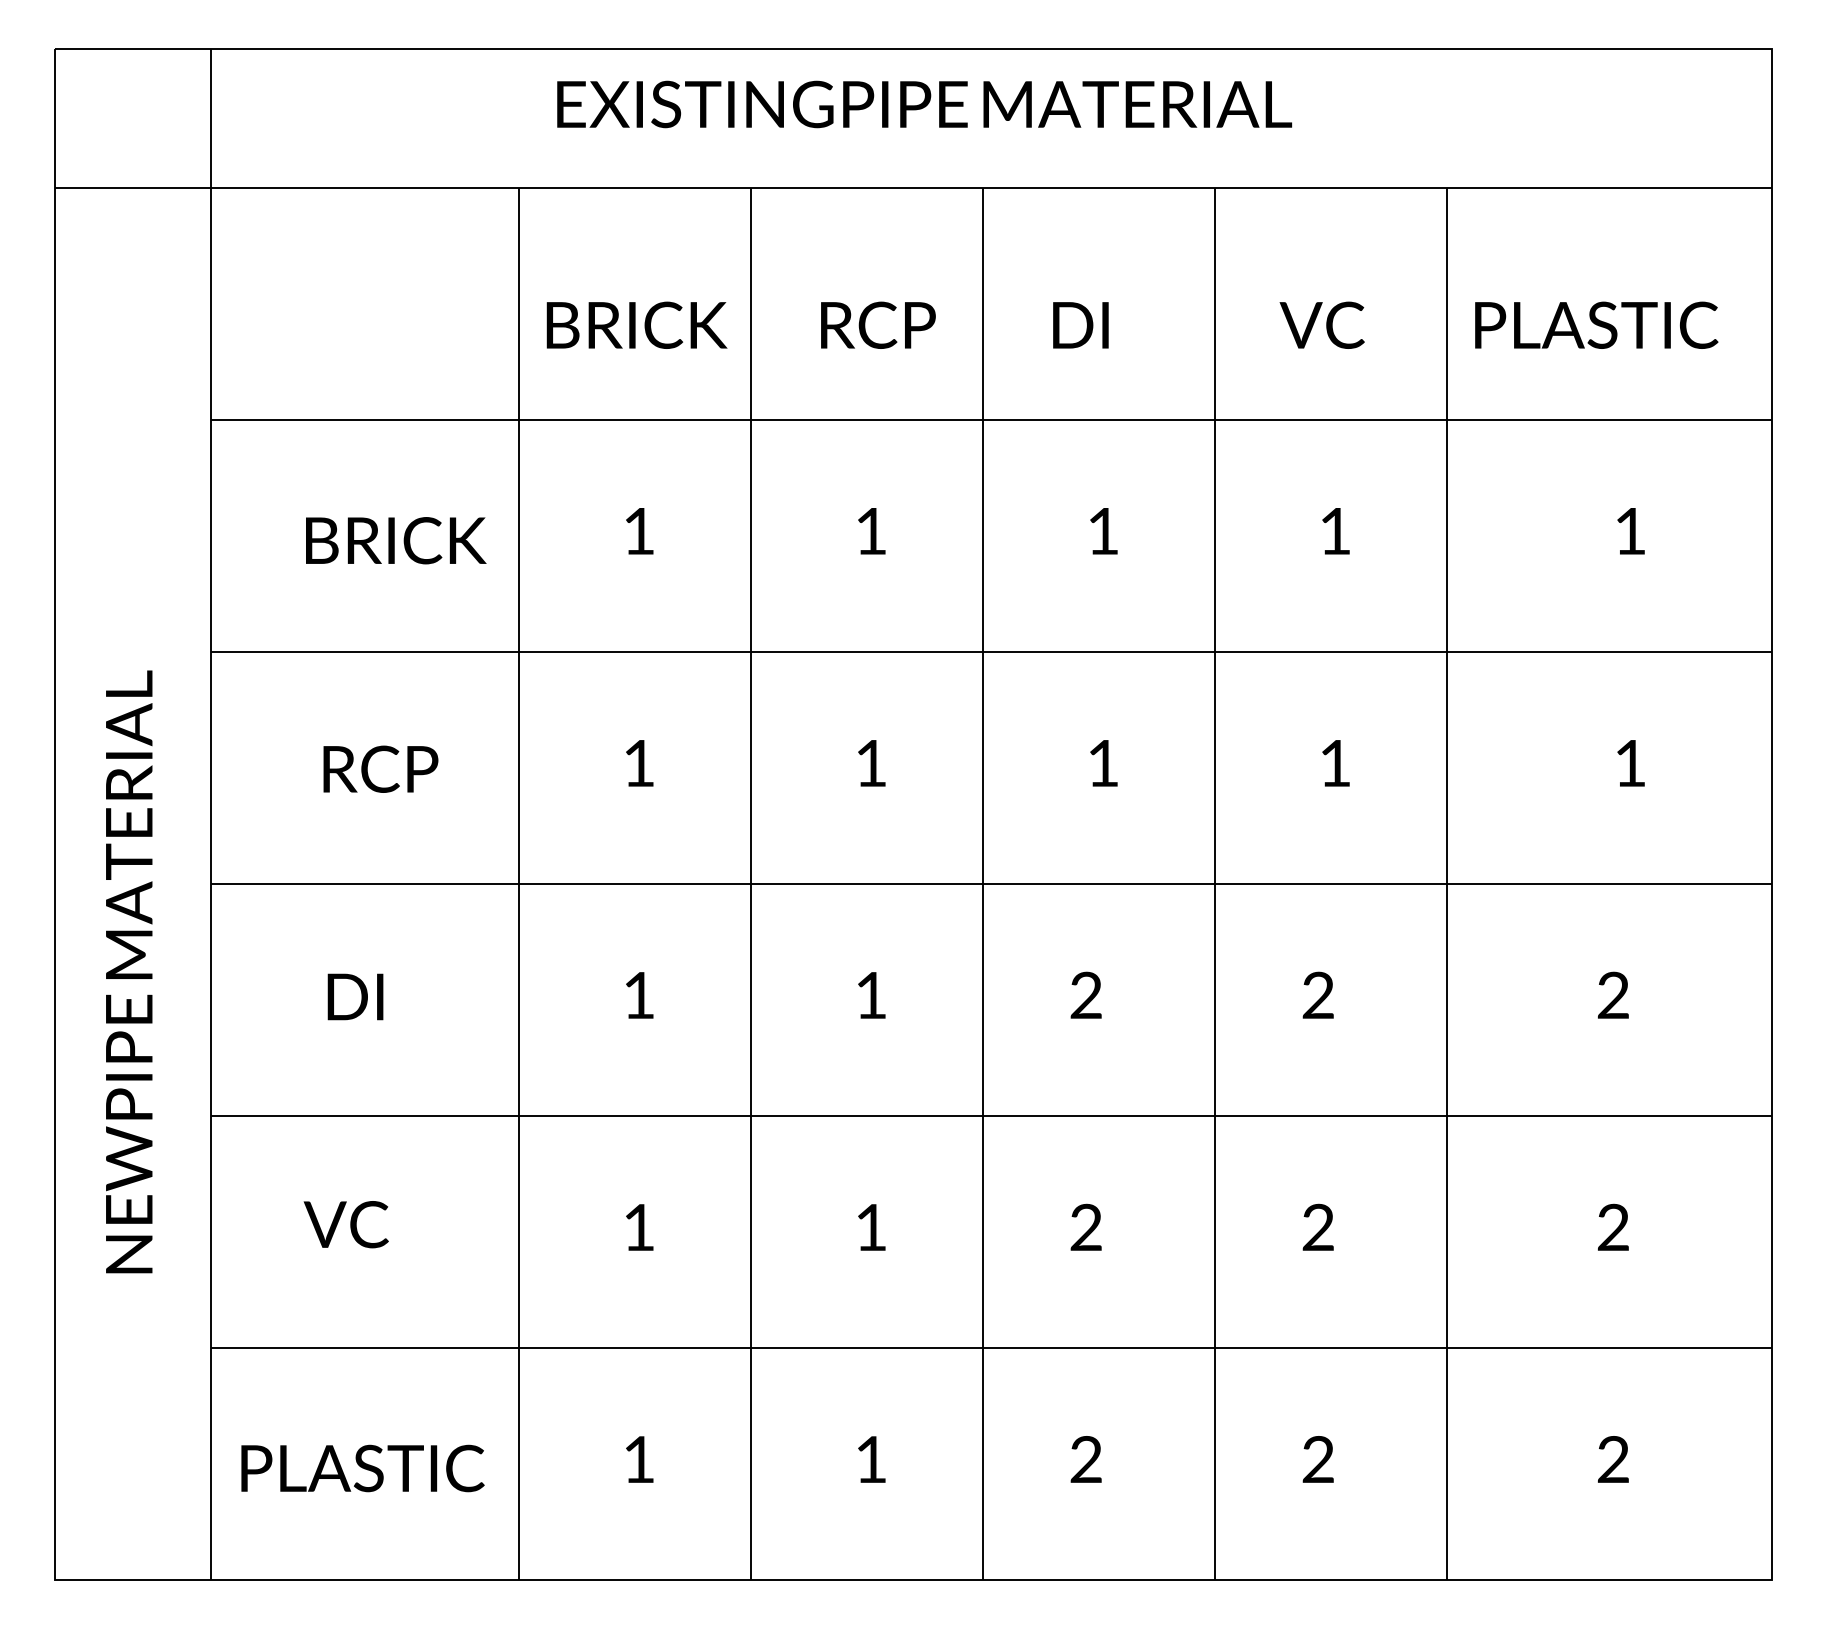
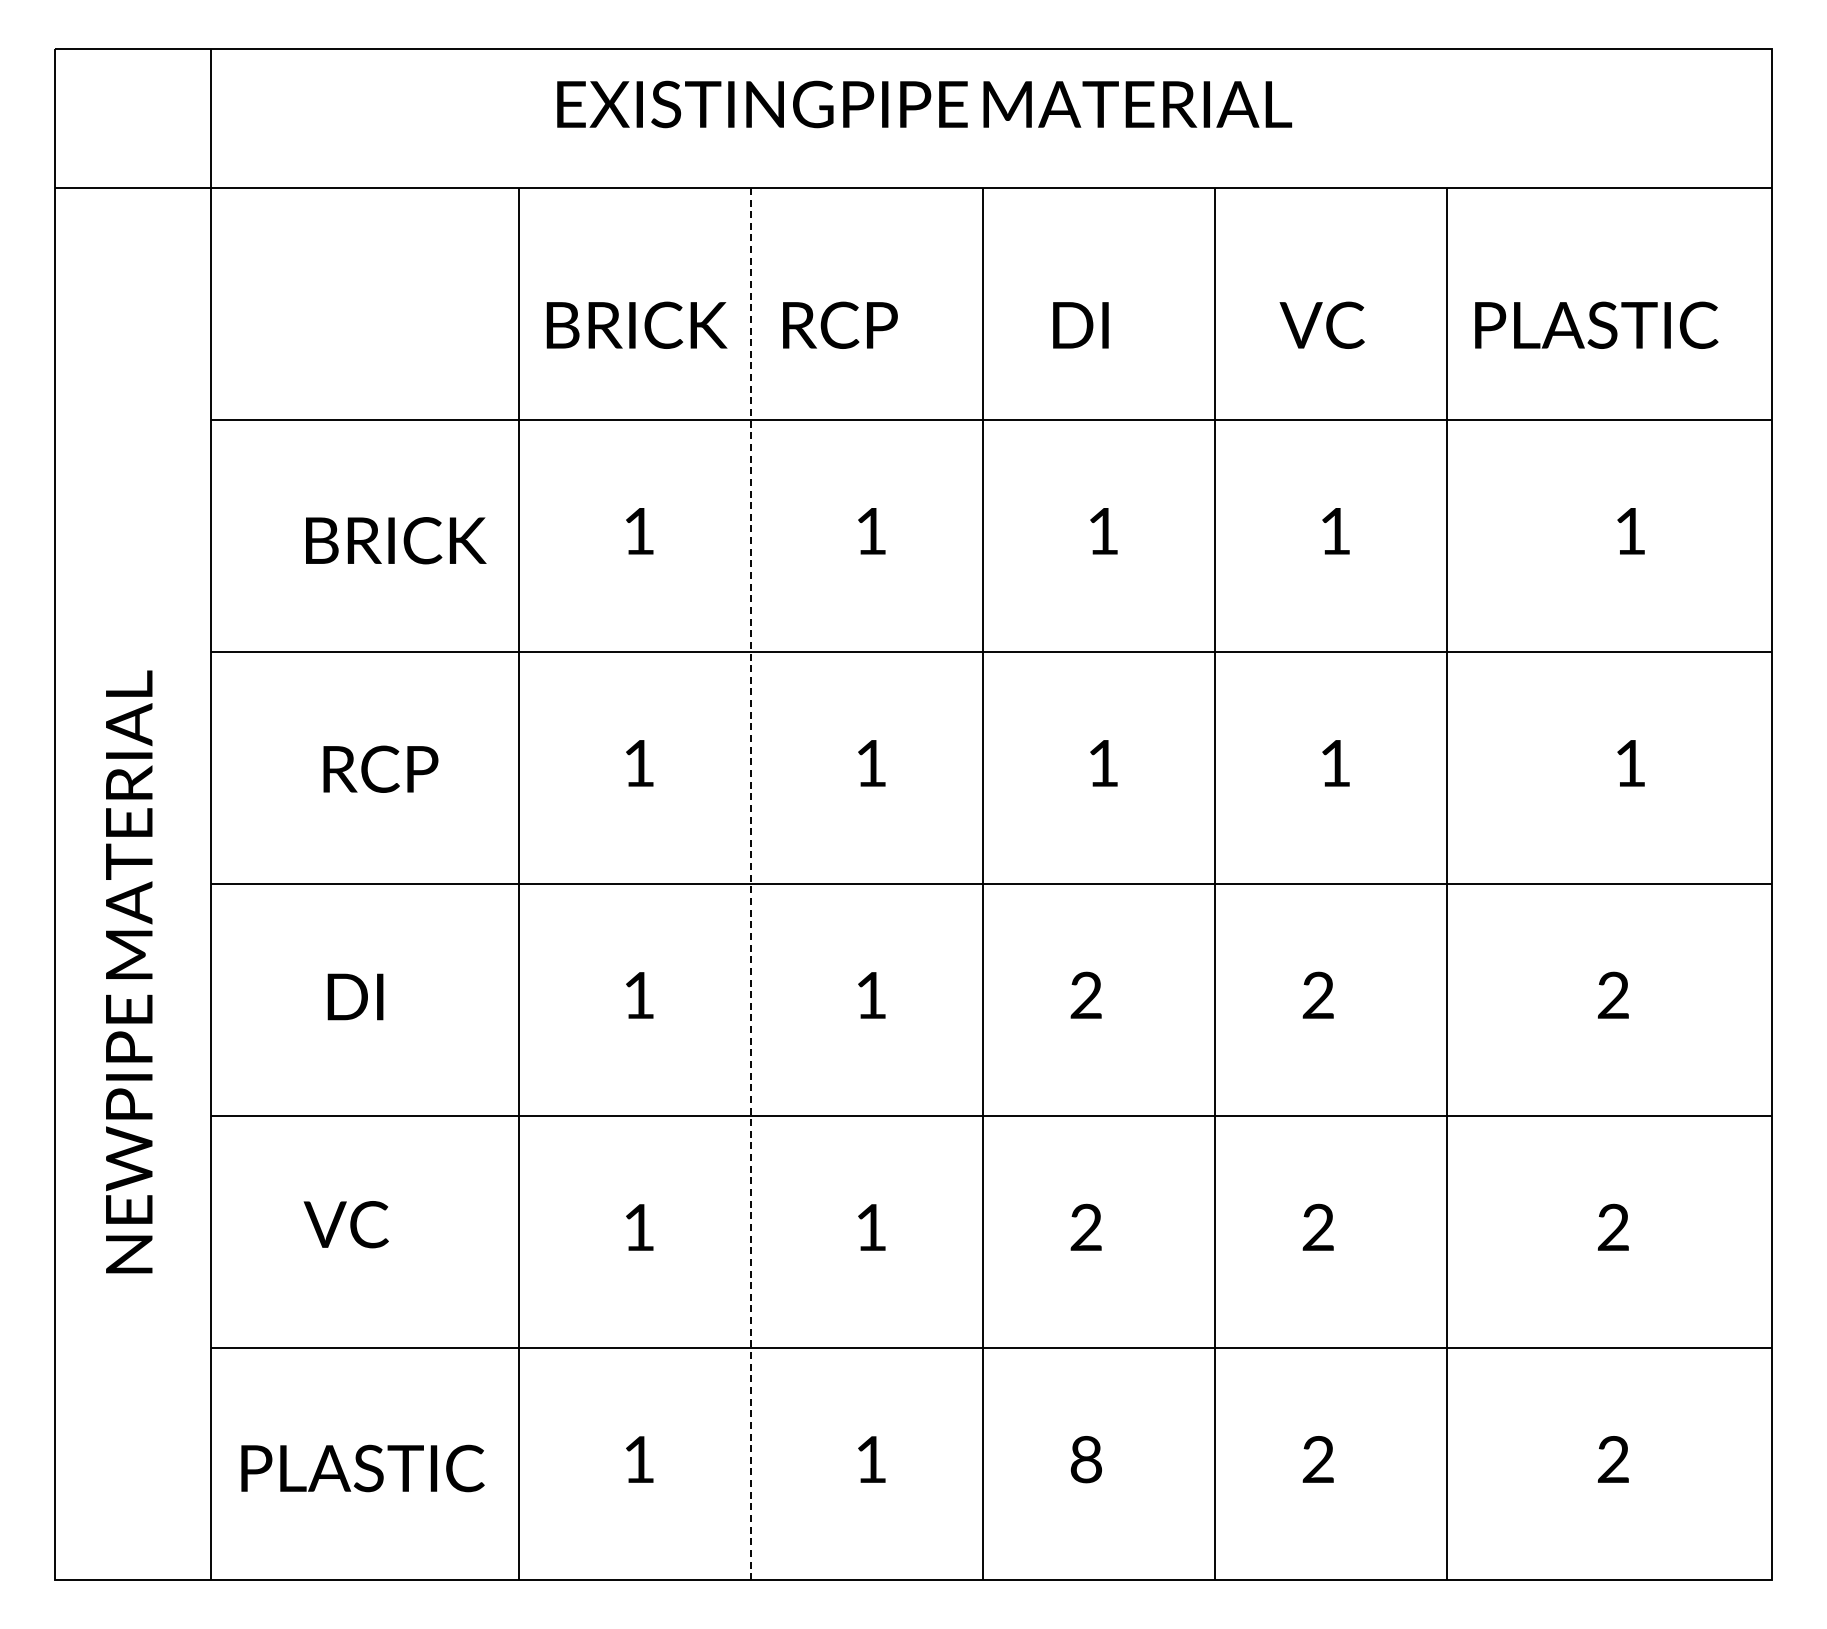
text position: (878, 324) -> (840, 324) (840, 324)
line: solid -> dashed (751, 884)
text: 2 -> 8 (1086, 1459)
